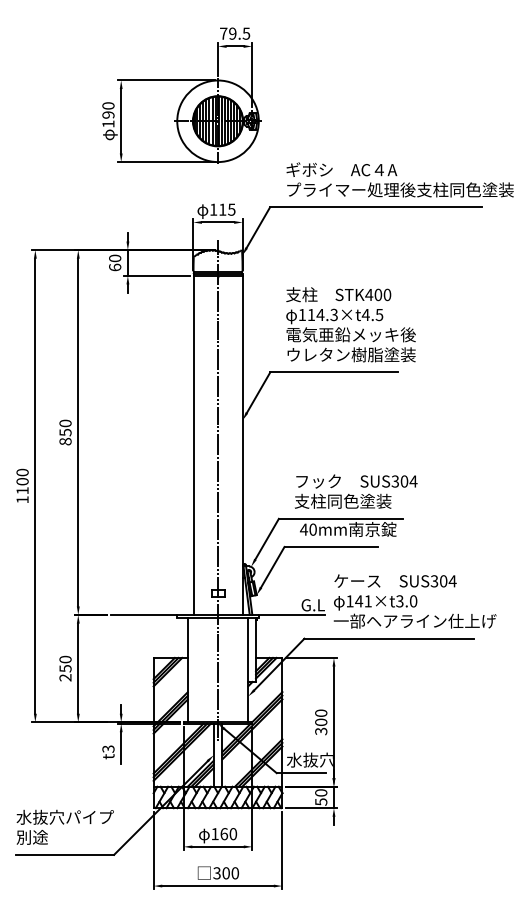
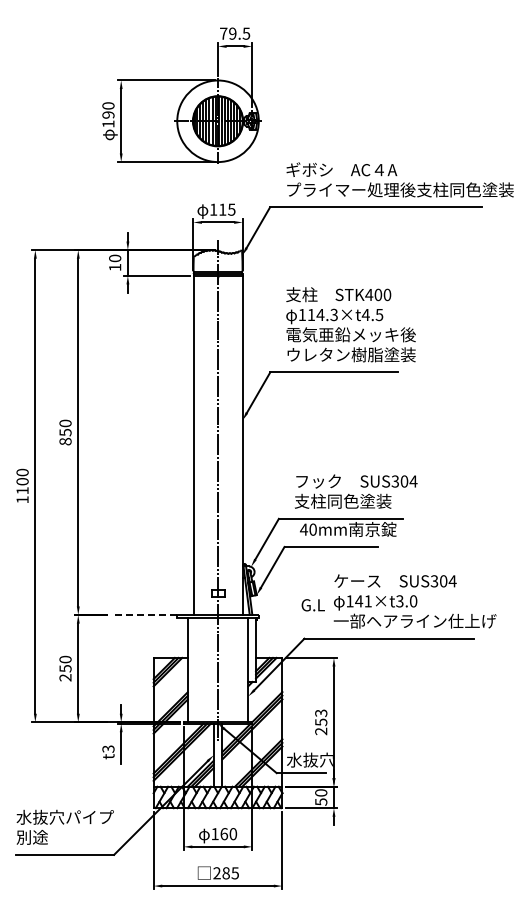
text: 60 -> 10 (115, 267)
line: solid -> dashed (143, 615)
line: present -> none (291, 615)
text: 300 -> 253 (321, 722)
text: 300 -> 285 (226, 873)
